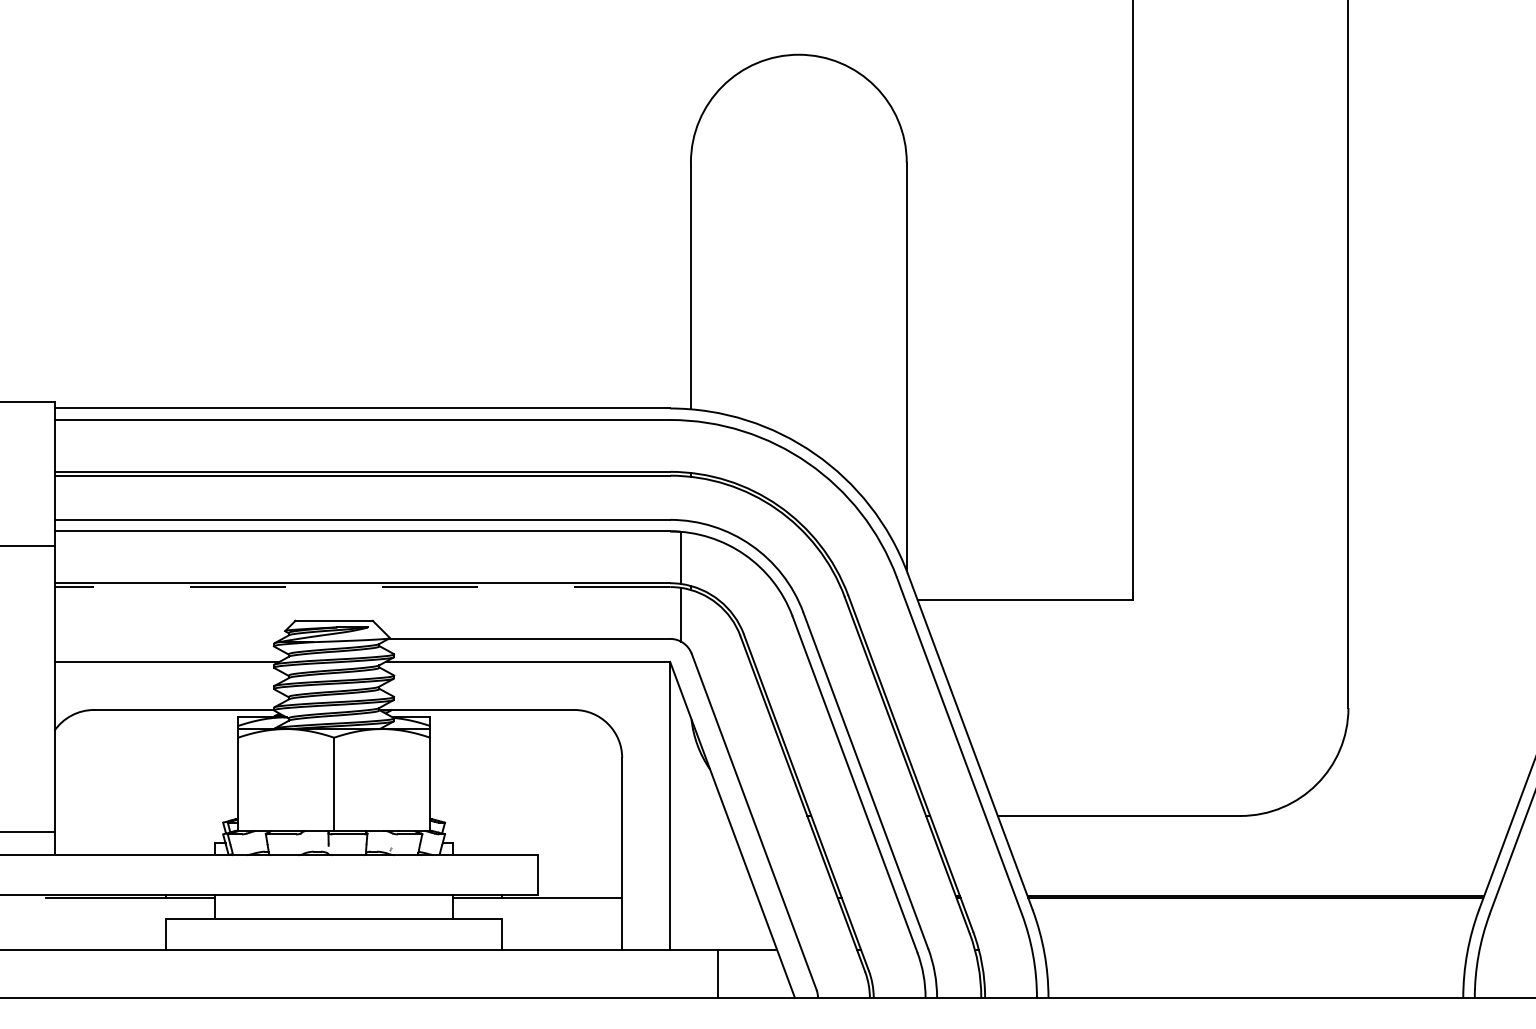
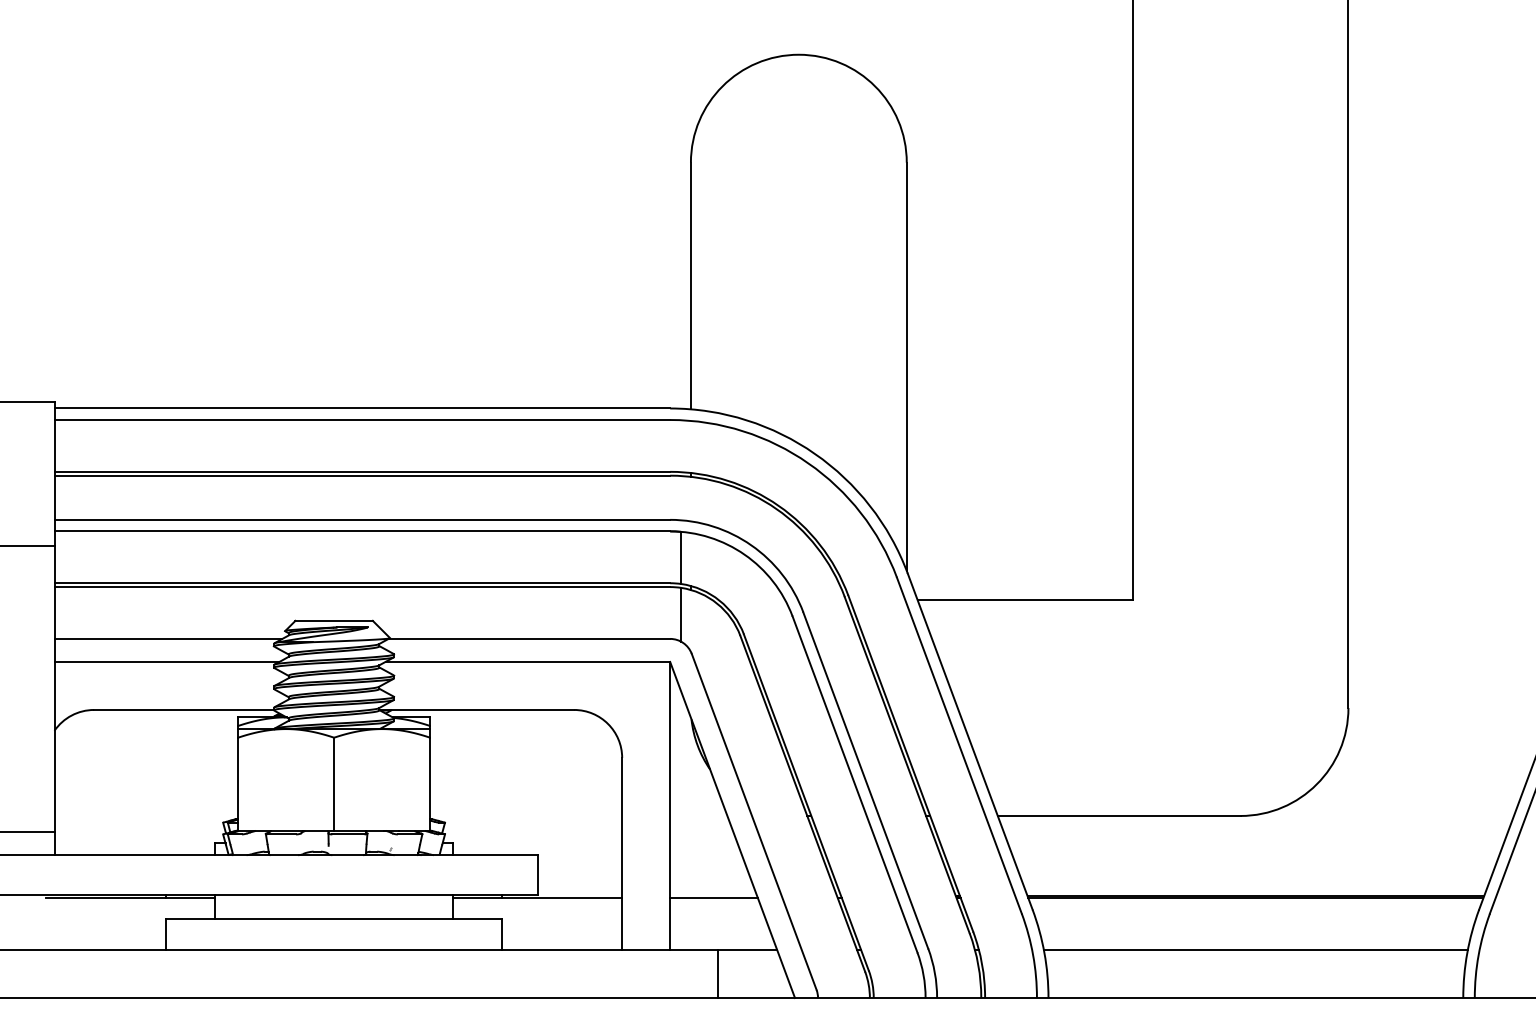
line: dashed -> solid (362, 587)
line: none -> present (168, 638)
line: none -> present (713, 898)
line: none -> present (1255, 950)
